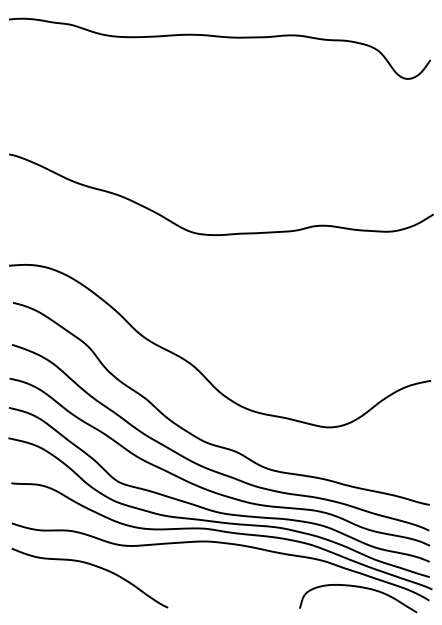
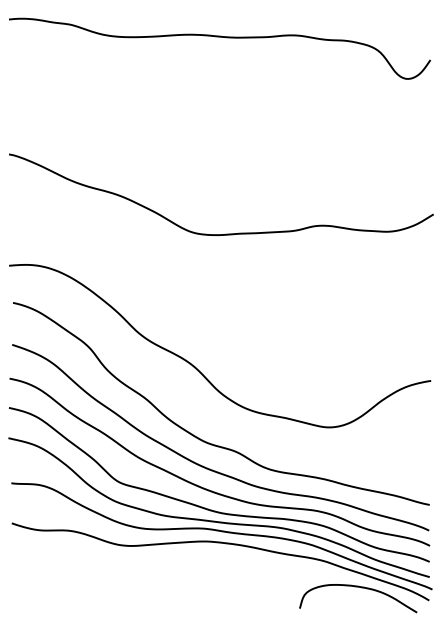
curve: present -> none (93, 566)
